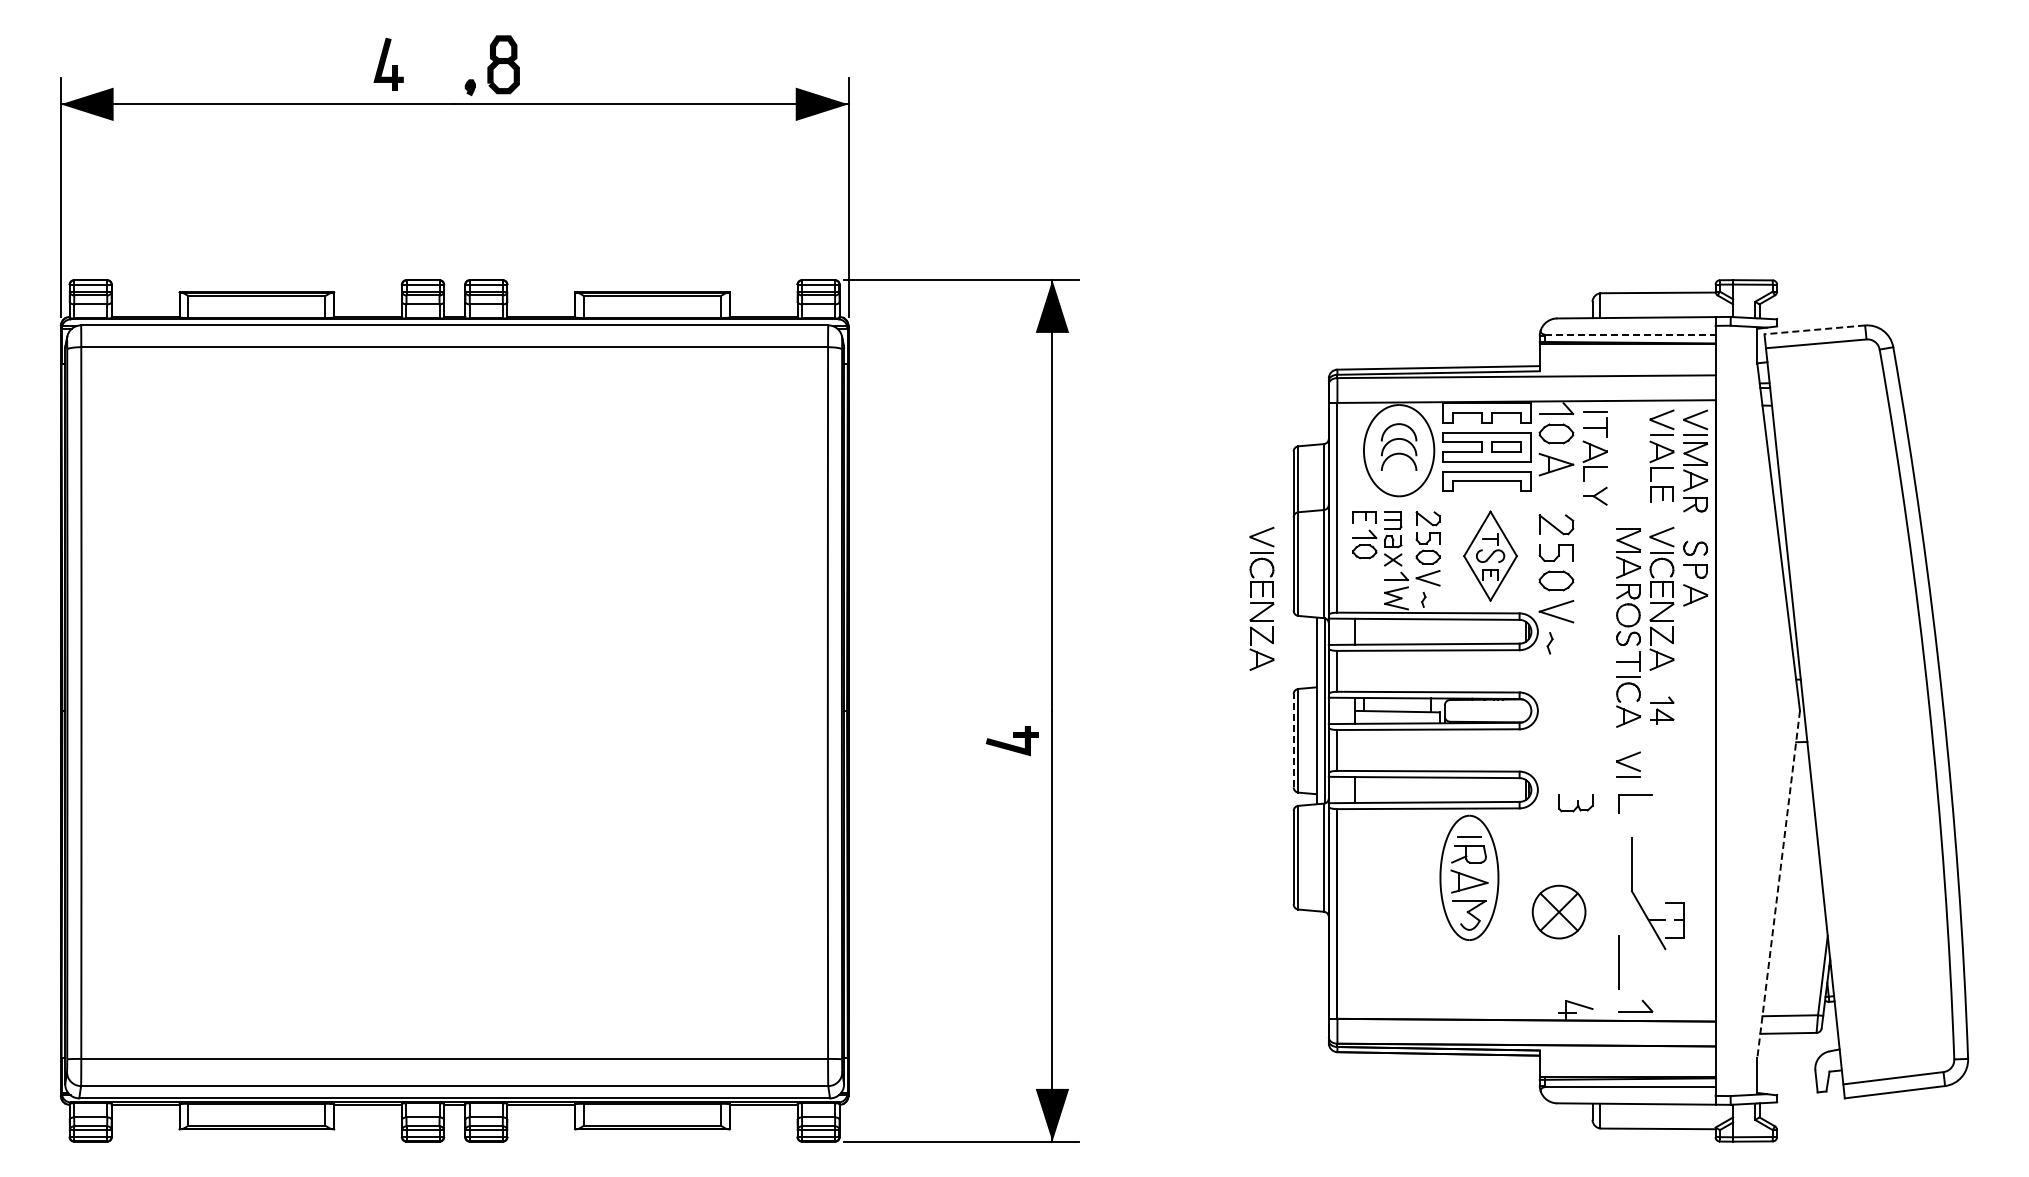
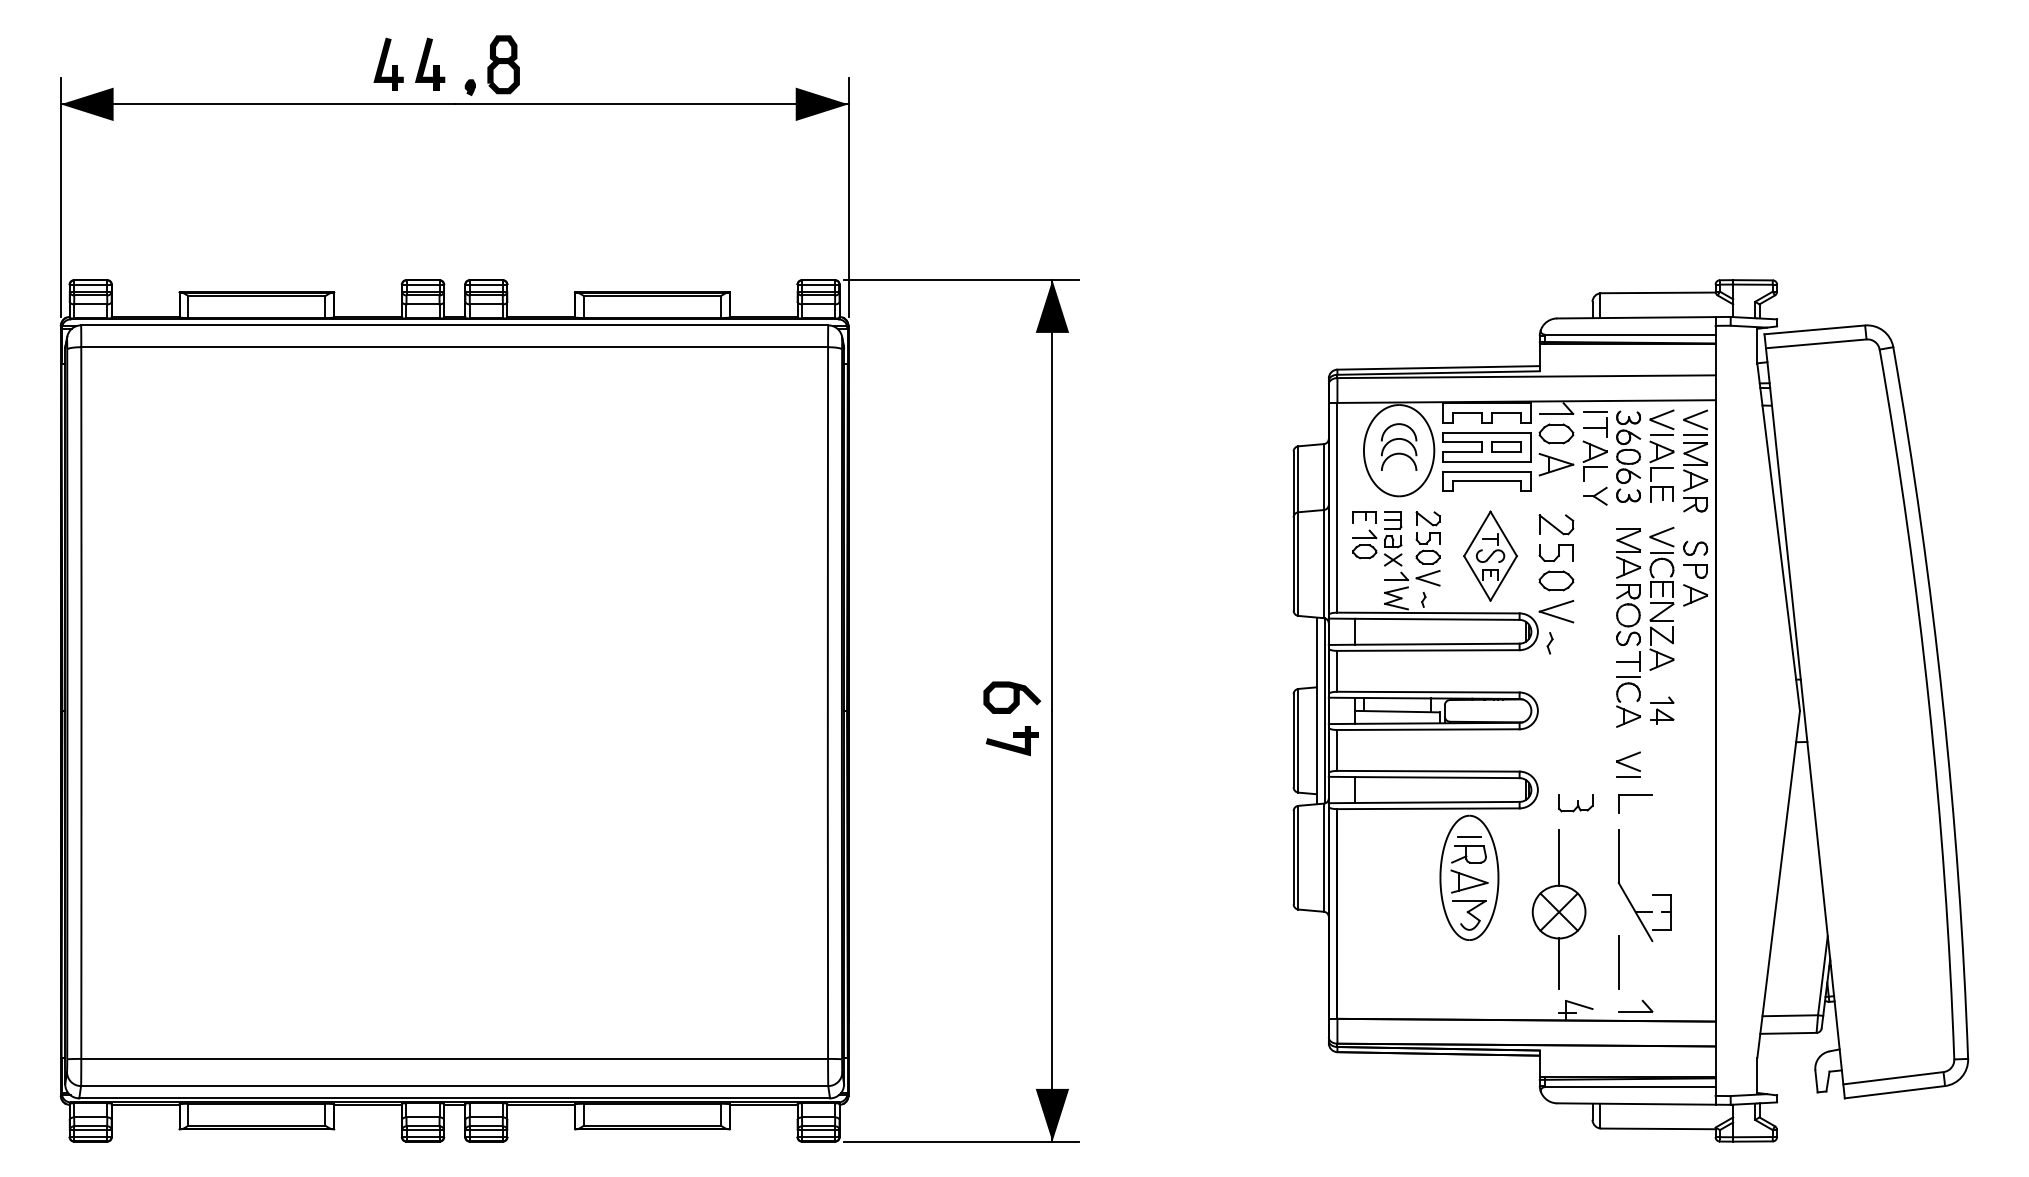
part: none -> present (430, 63)
line: dashed -> solid (1814, 329)
line: dashed -> solid (1630, 334)
part: none -> present (1628, 456)
part: present -> none (1261, 598)
curve: none -> present (1013, 697)
line: dashed -> solid (1293, 740)
line: none -> present (1559, 857)
line: dashed -> solid (1778, 884)
part position: (1665, 902) -> (1652, 894) (1652, 894)
line: none -> present (1559, 963)
